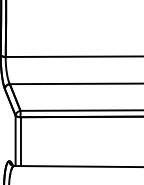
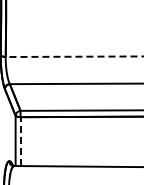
line: solid -> dashed (74, 56)
line: solid -> dashed (20, 141)
